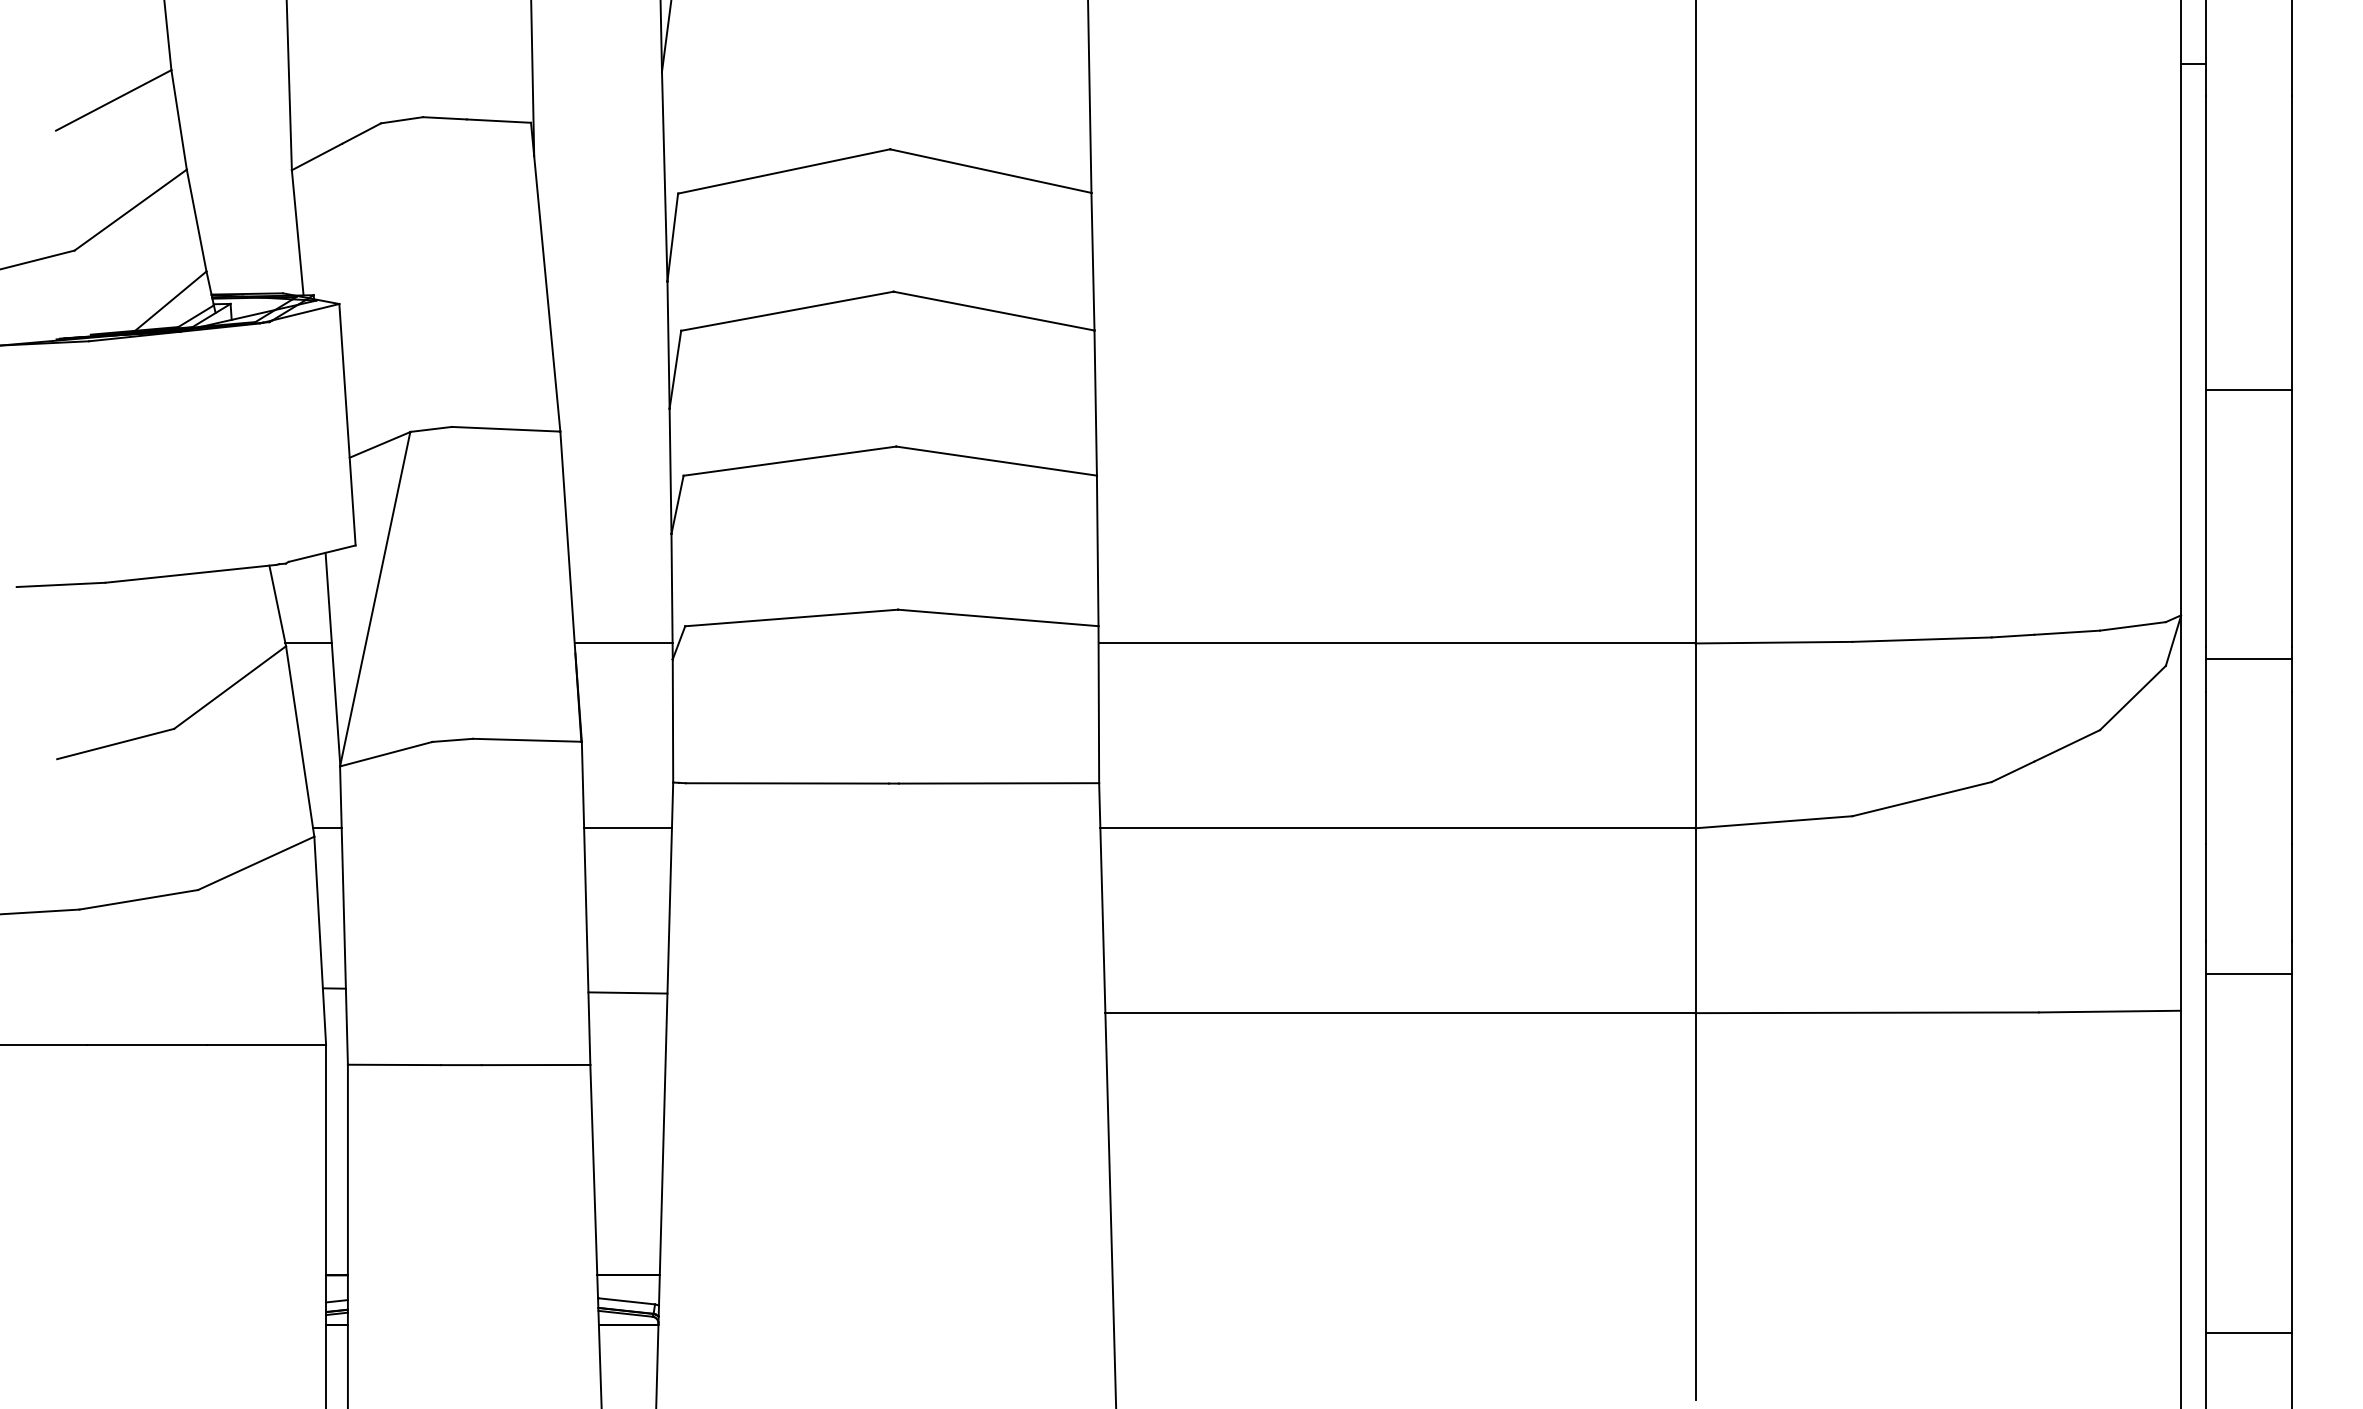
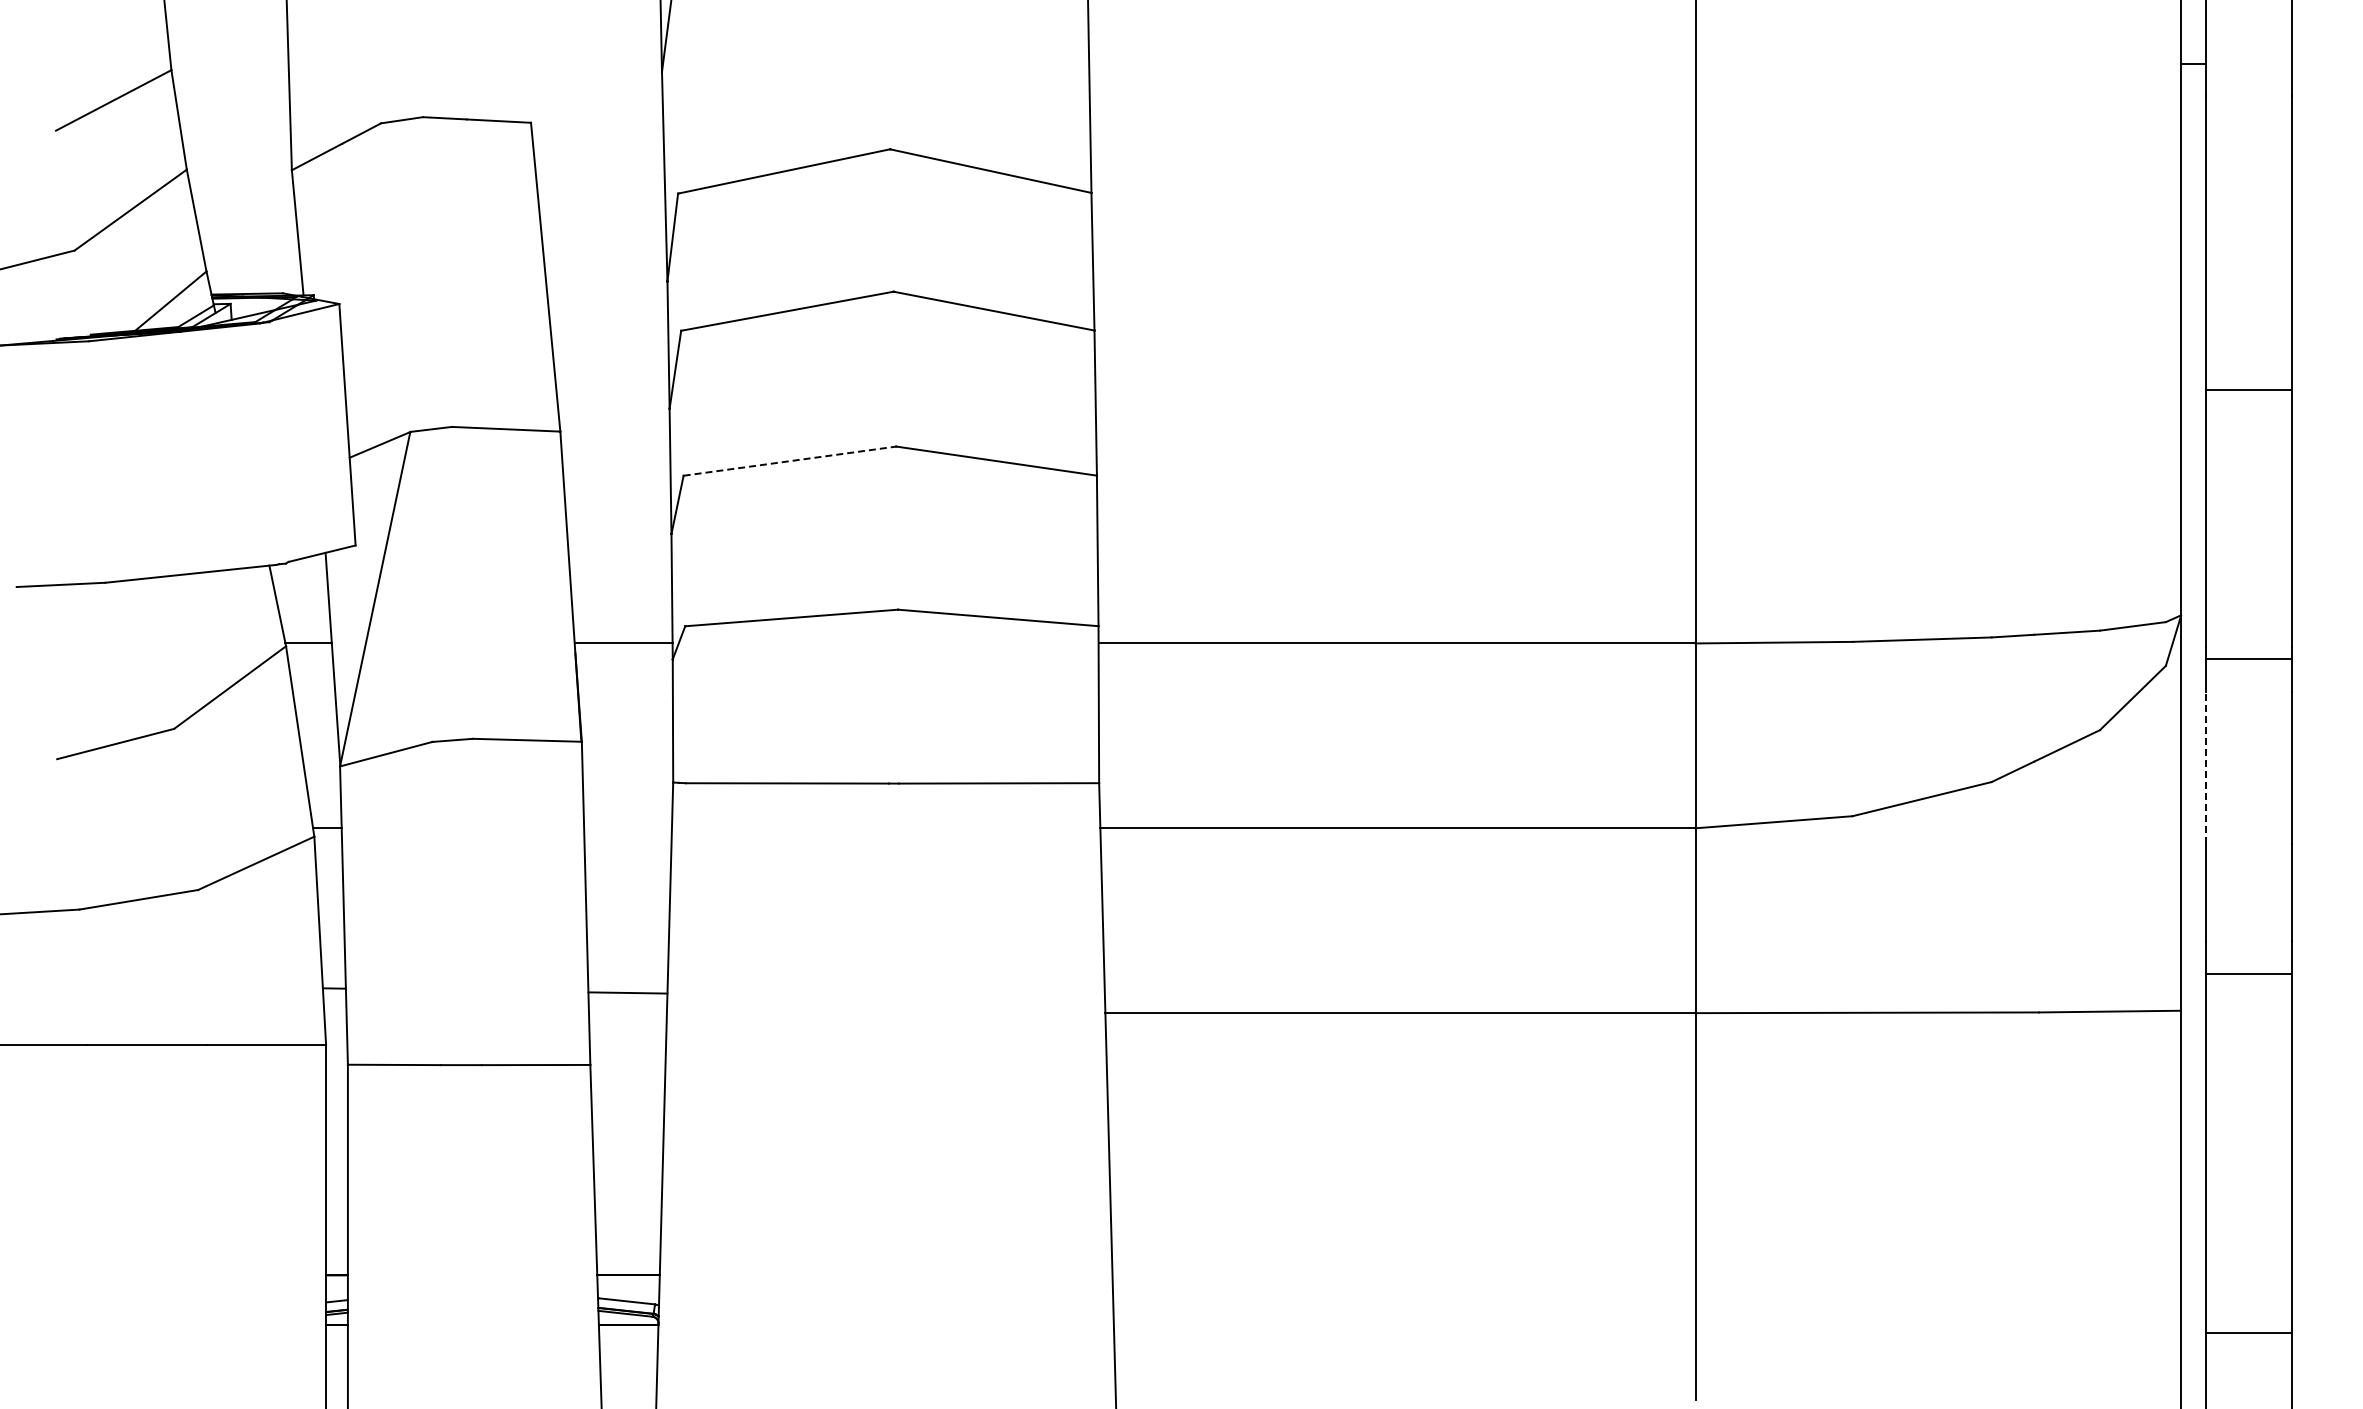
line: present -> none (532, 79)
line: solid -> dashed (790, 461)
line: solid -> dashed (2206, 768)
line: present -> none (627, 828)
